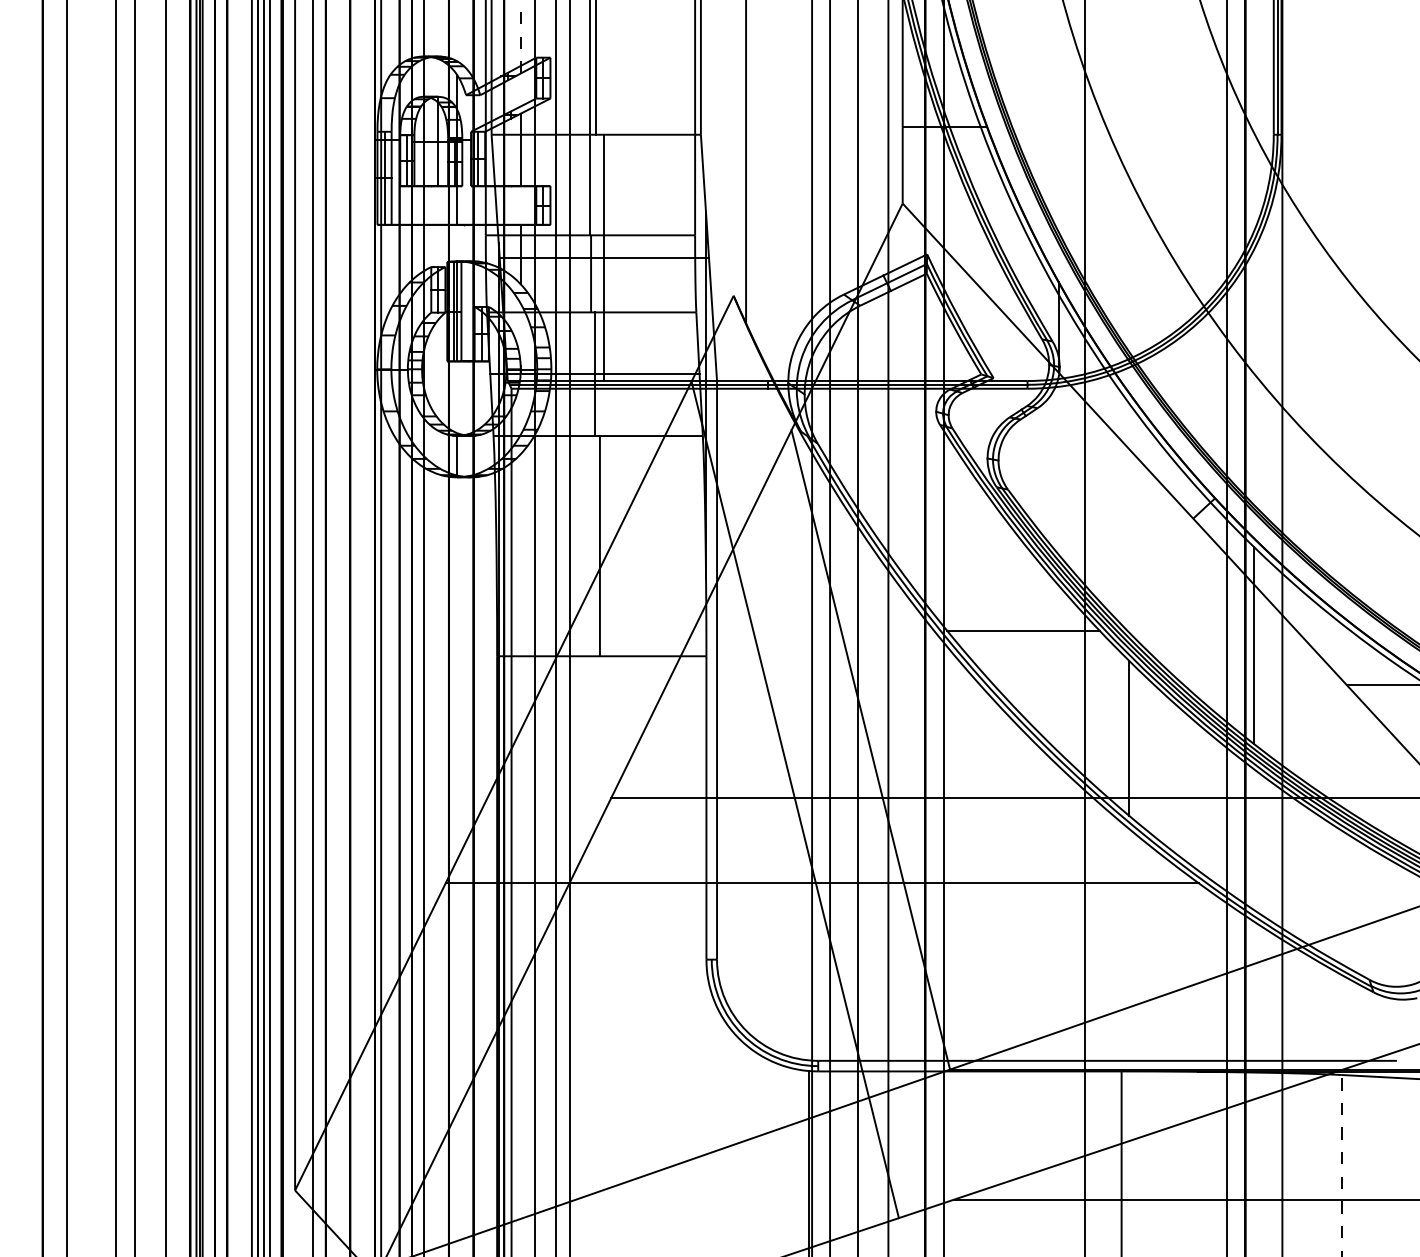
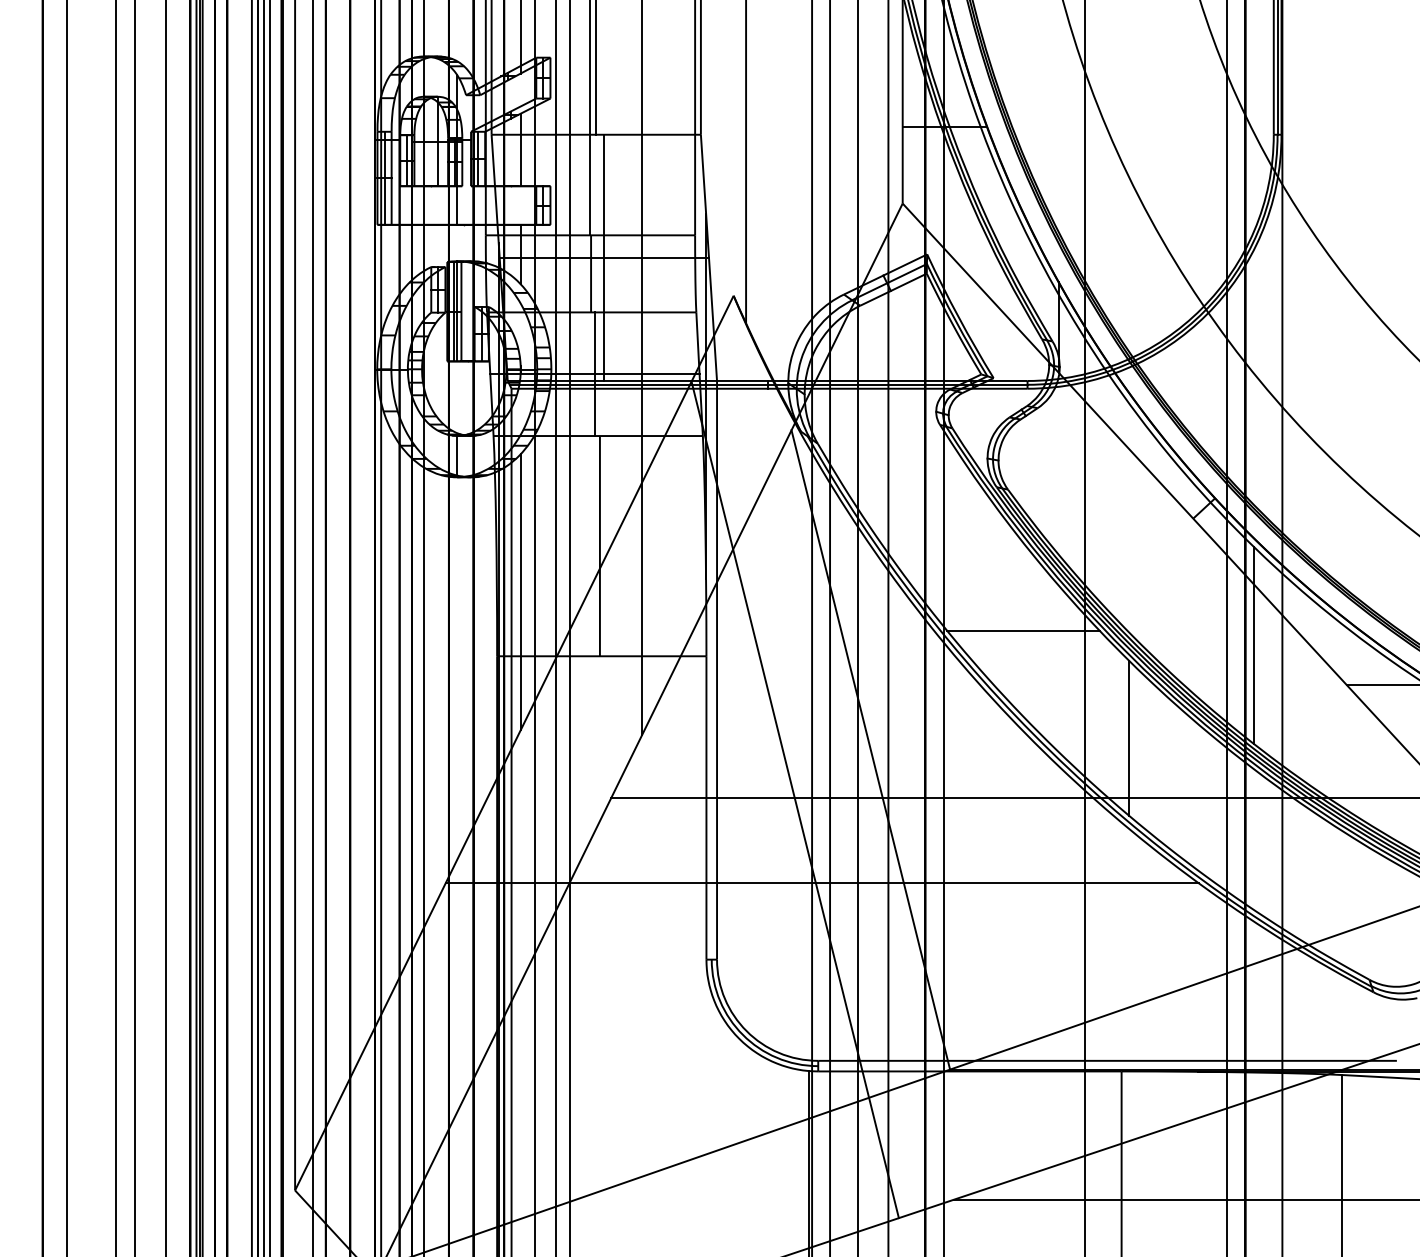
line: dashed -> solid (520, 36)
line: none -> present (641, 368)
line: none -> present (520, 592)
line: dashed -> solid (1341, 1165)
